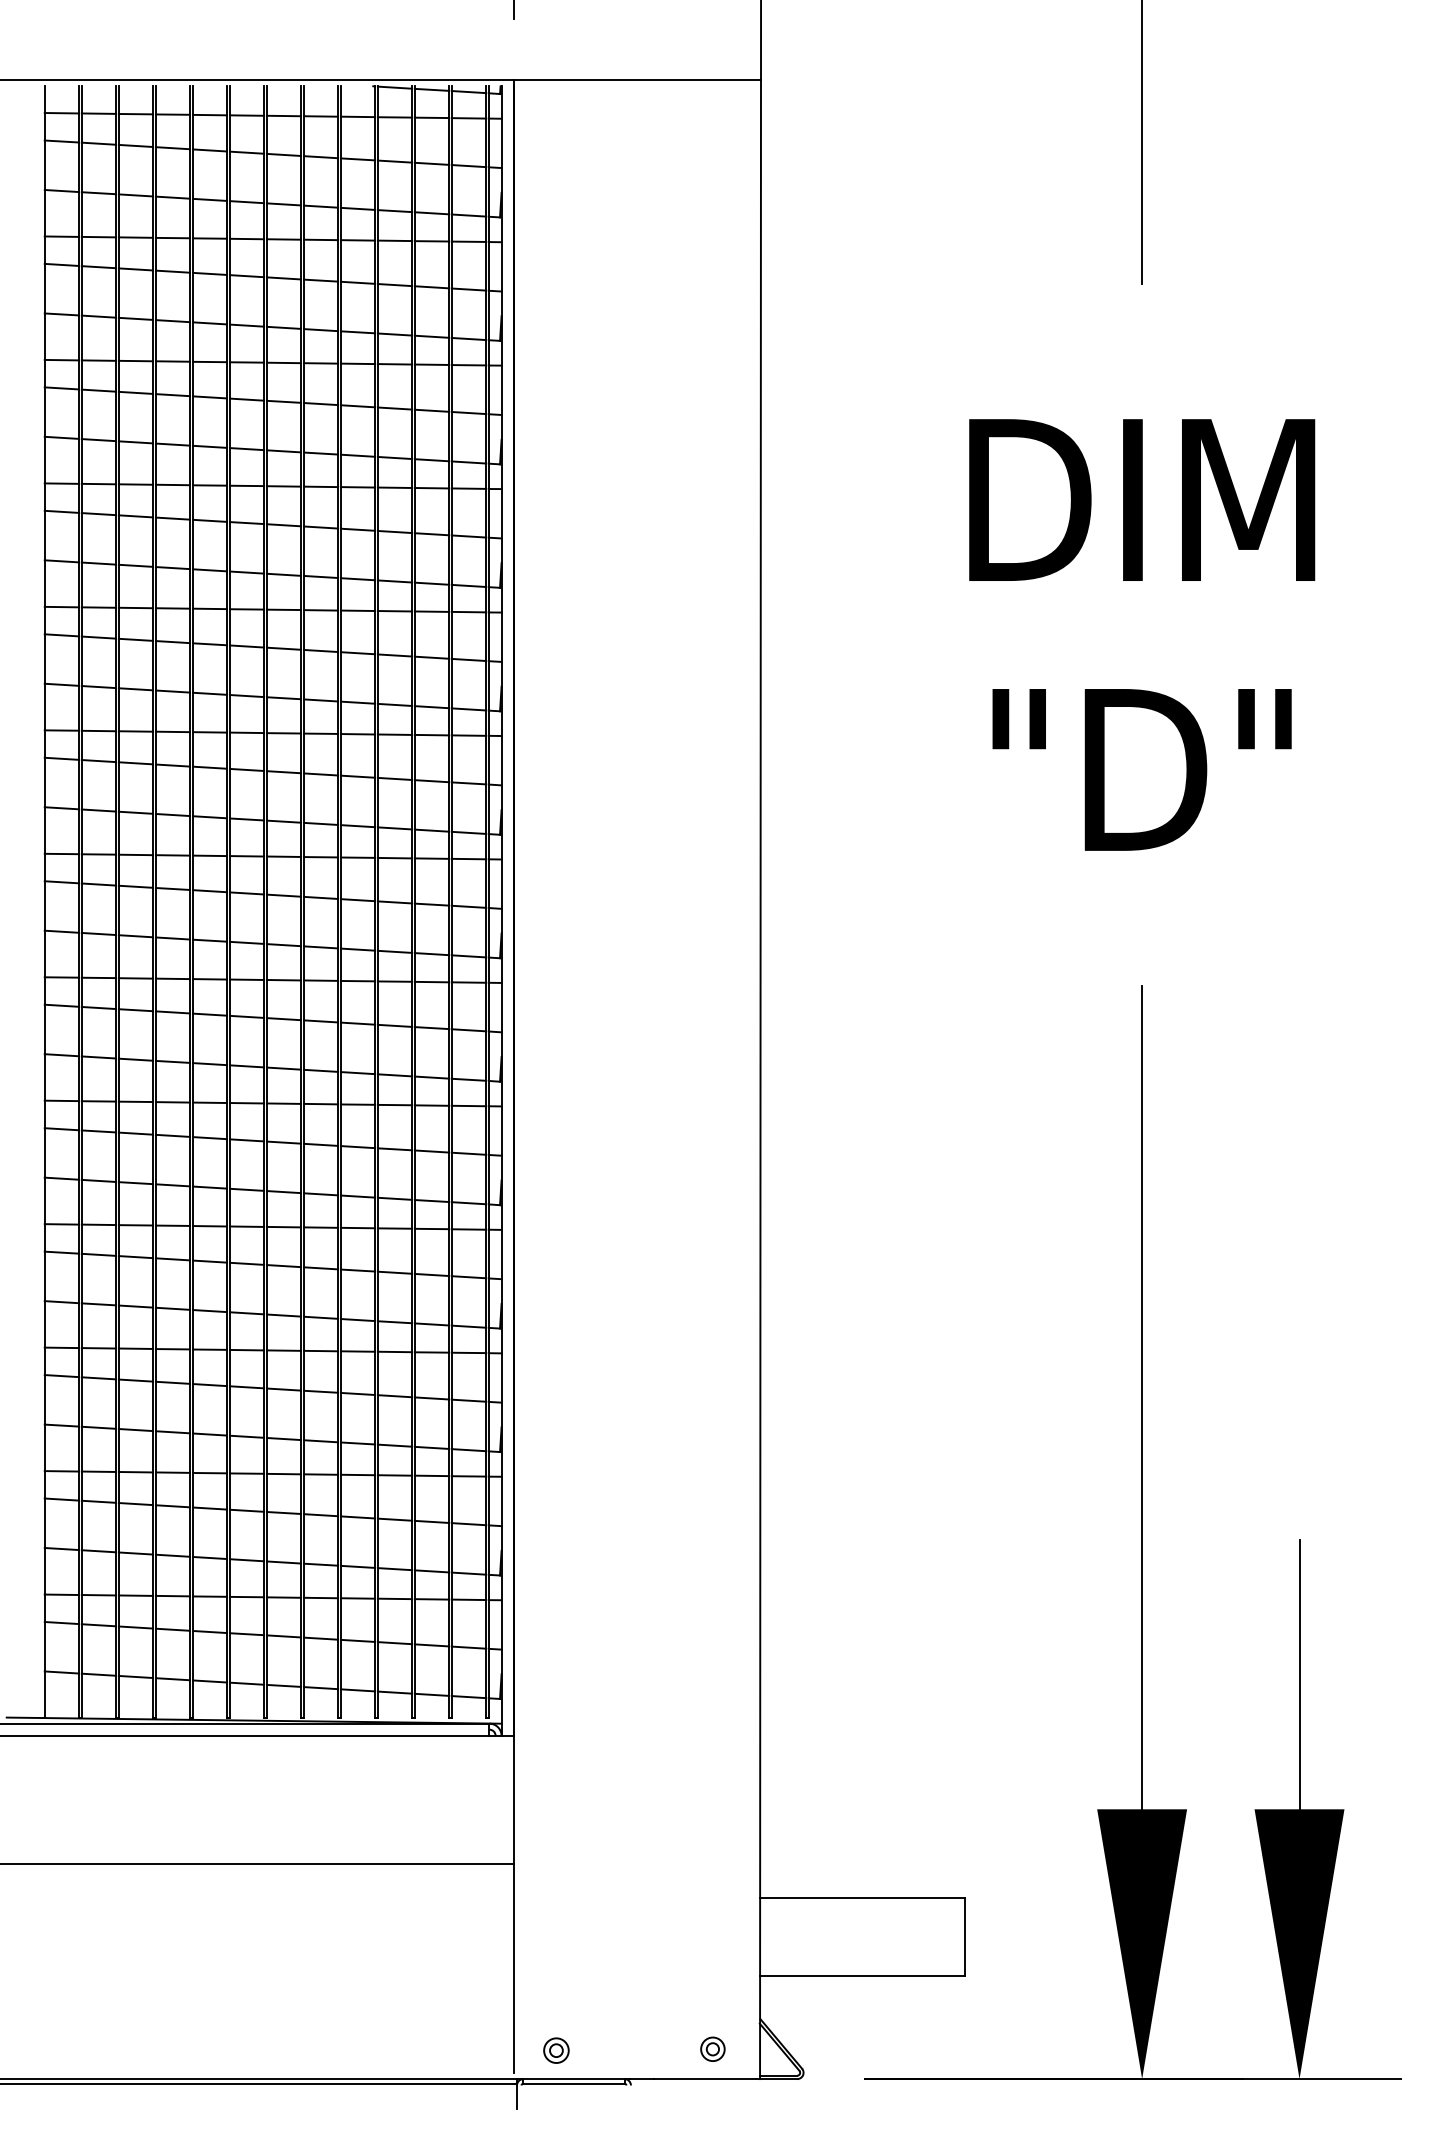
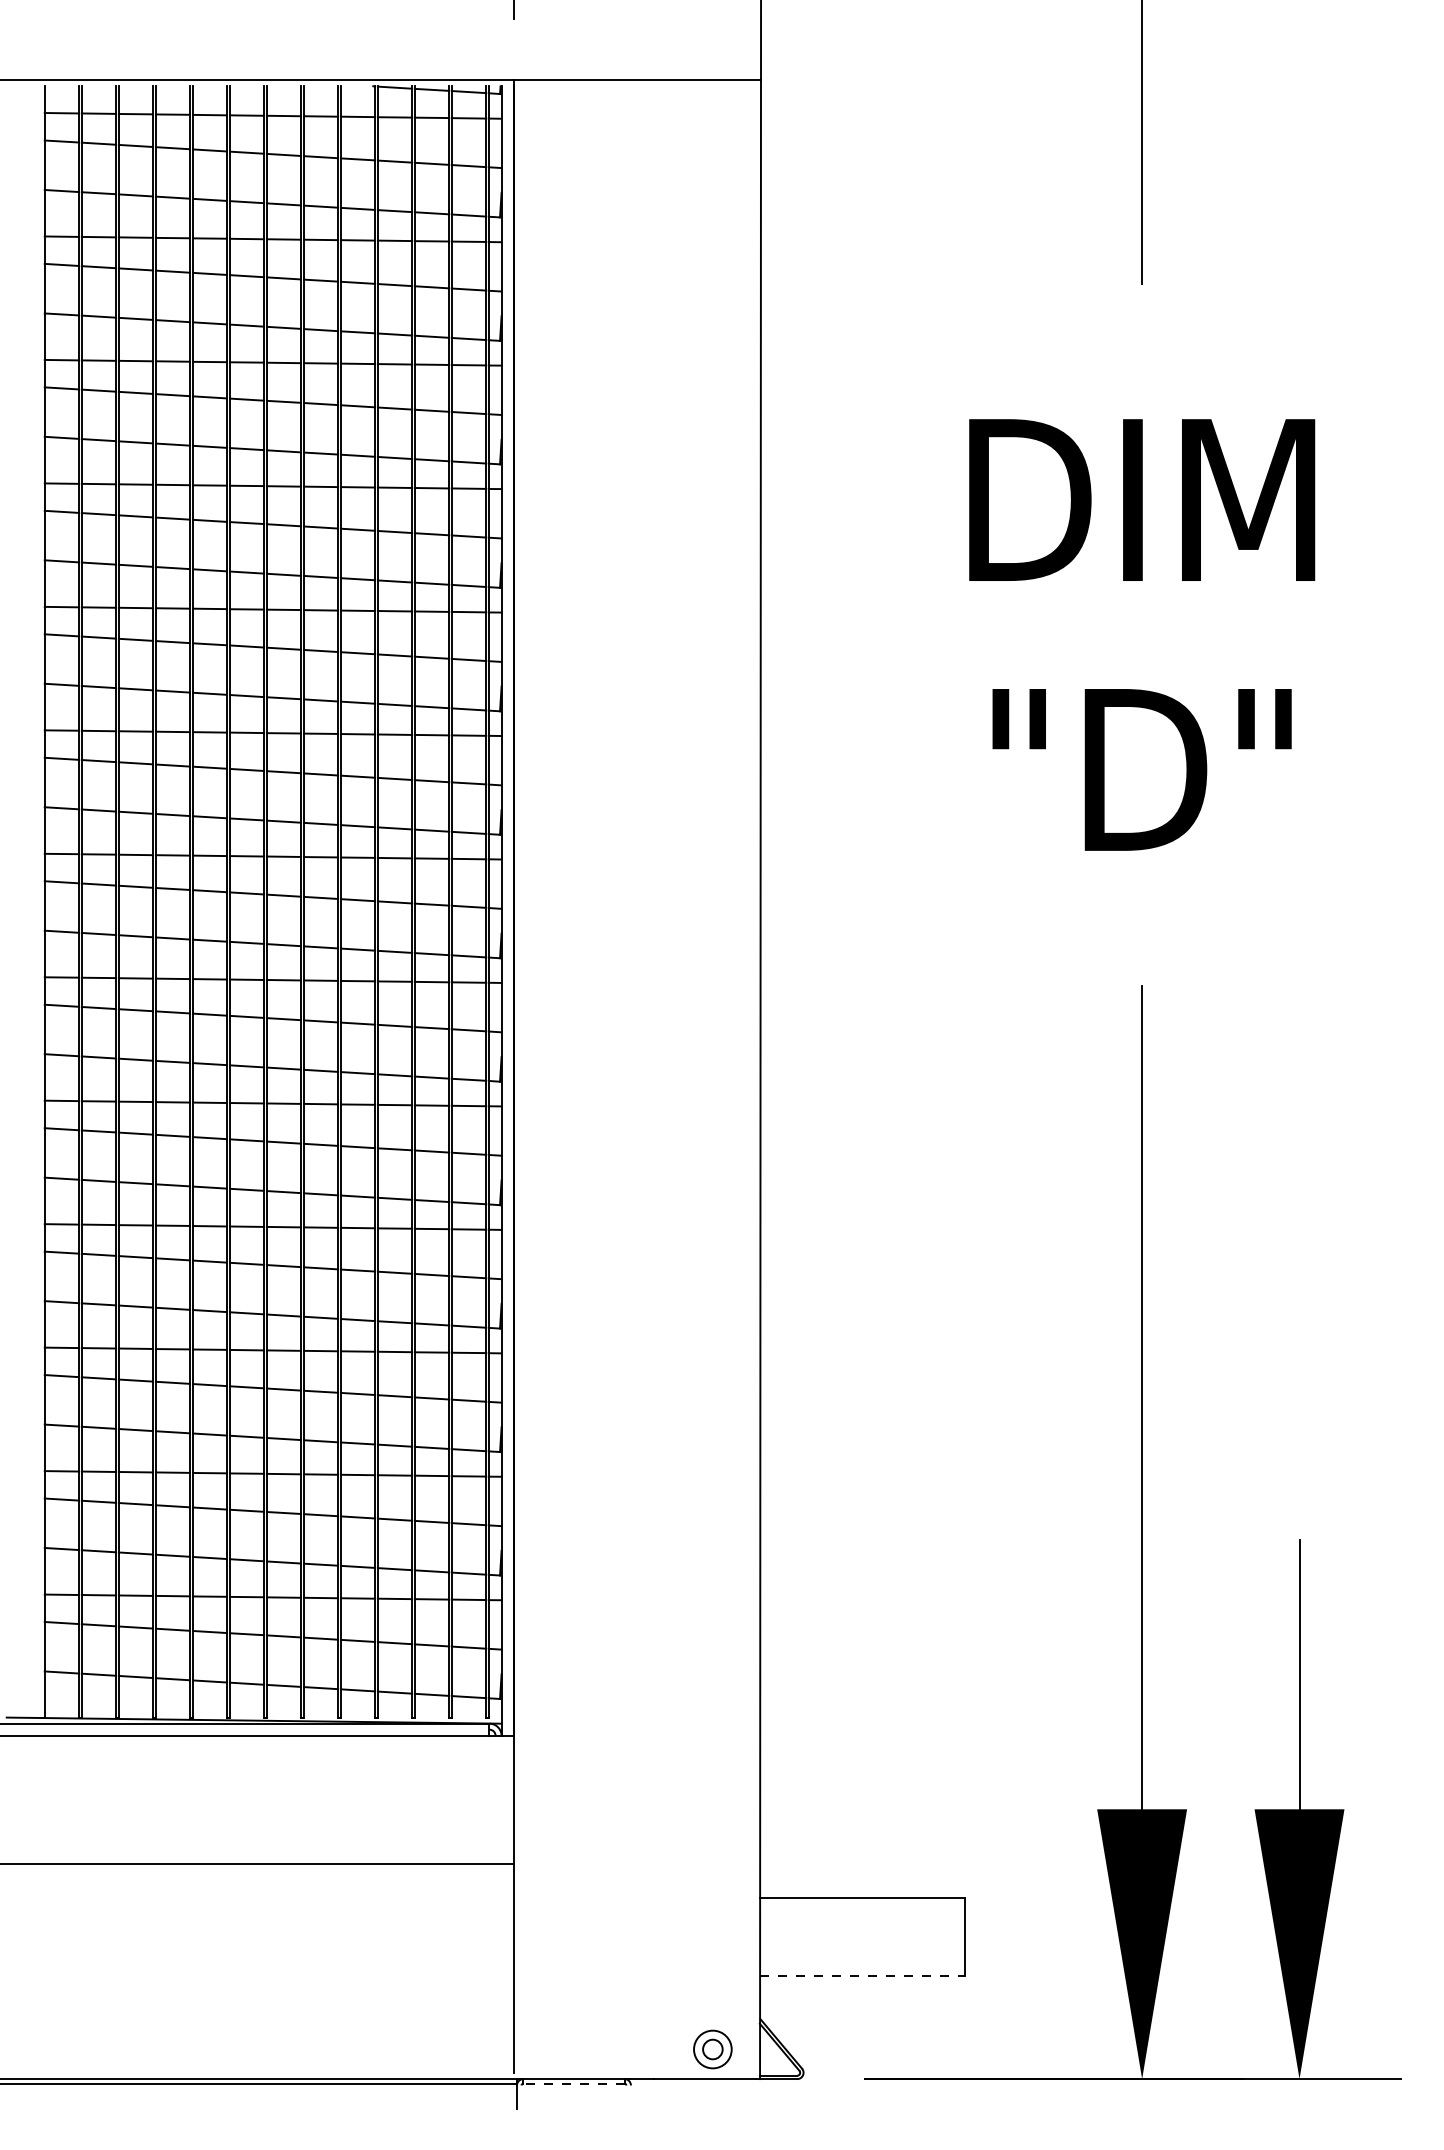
line: solid -> dashed (863, 1975)
part size: 26x26 px -> 40x41 px (712, 2049)
part: present -> none (556, 2050)
line: solid -> dashed (573, 2083)
